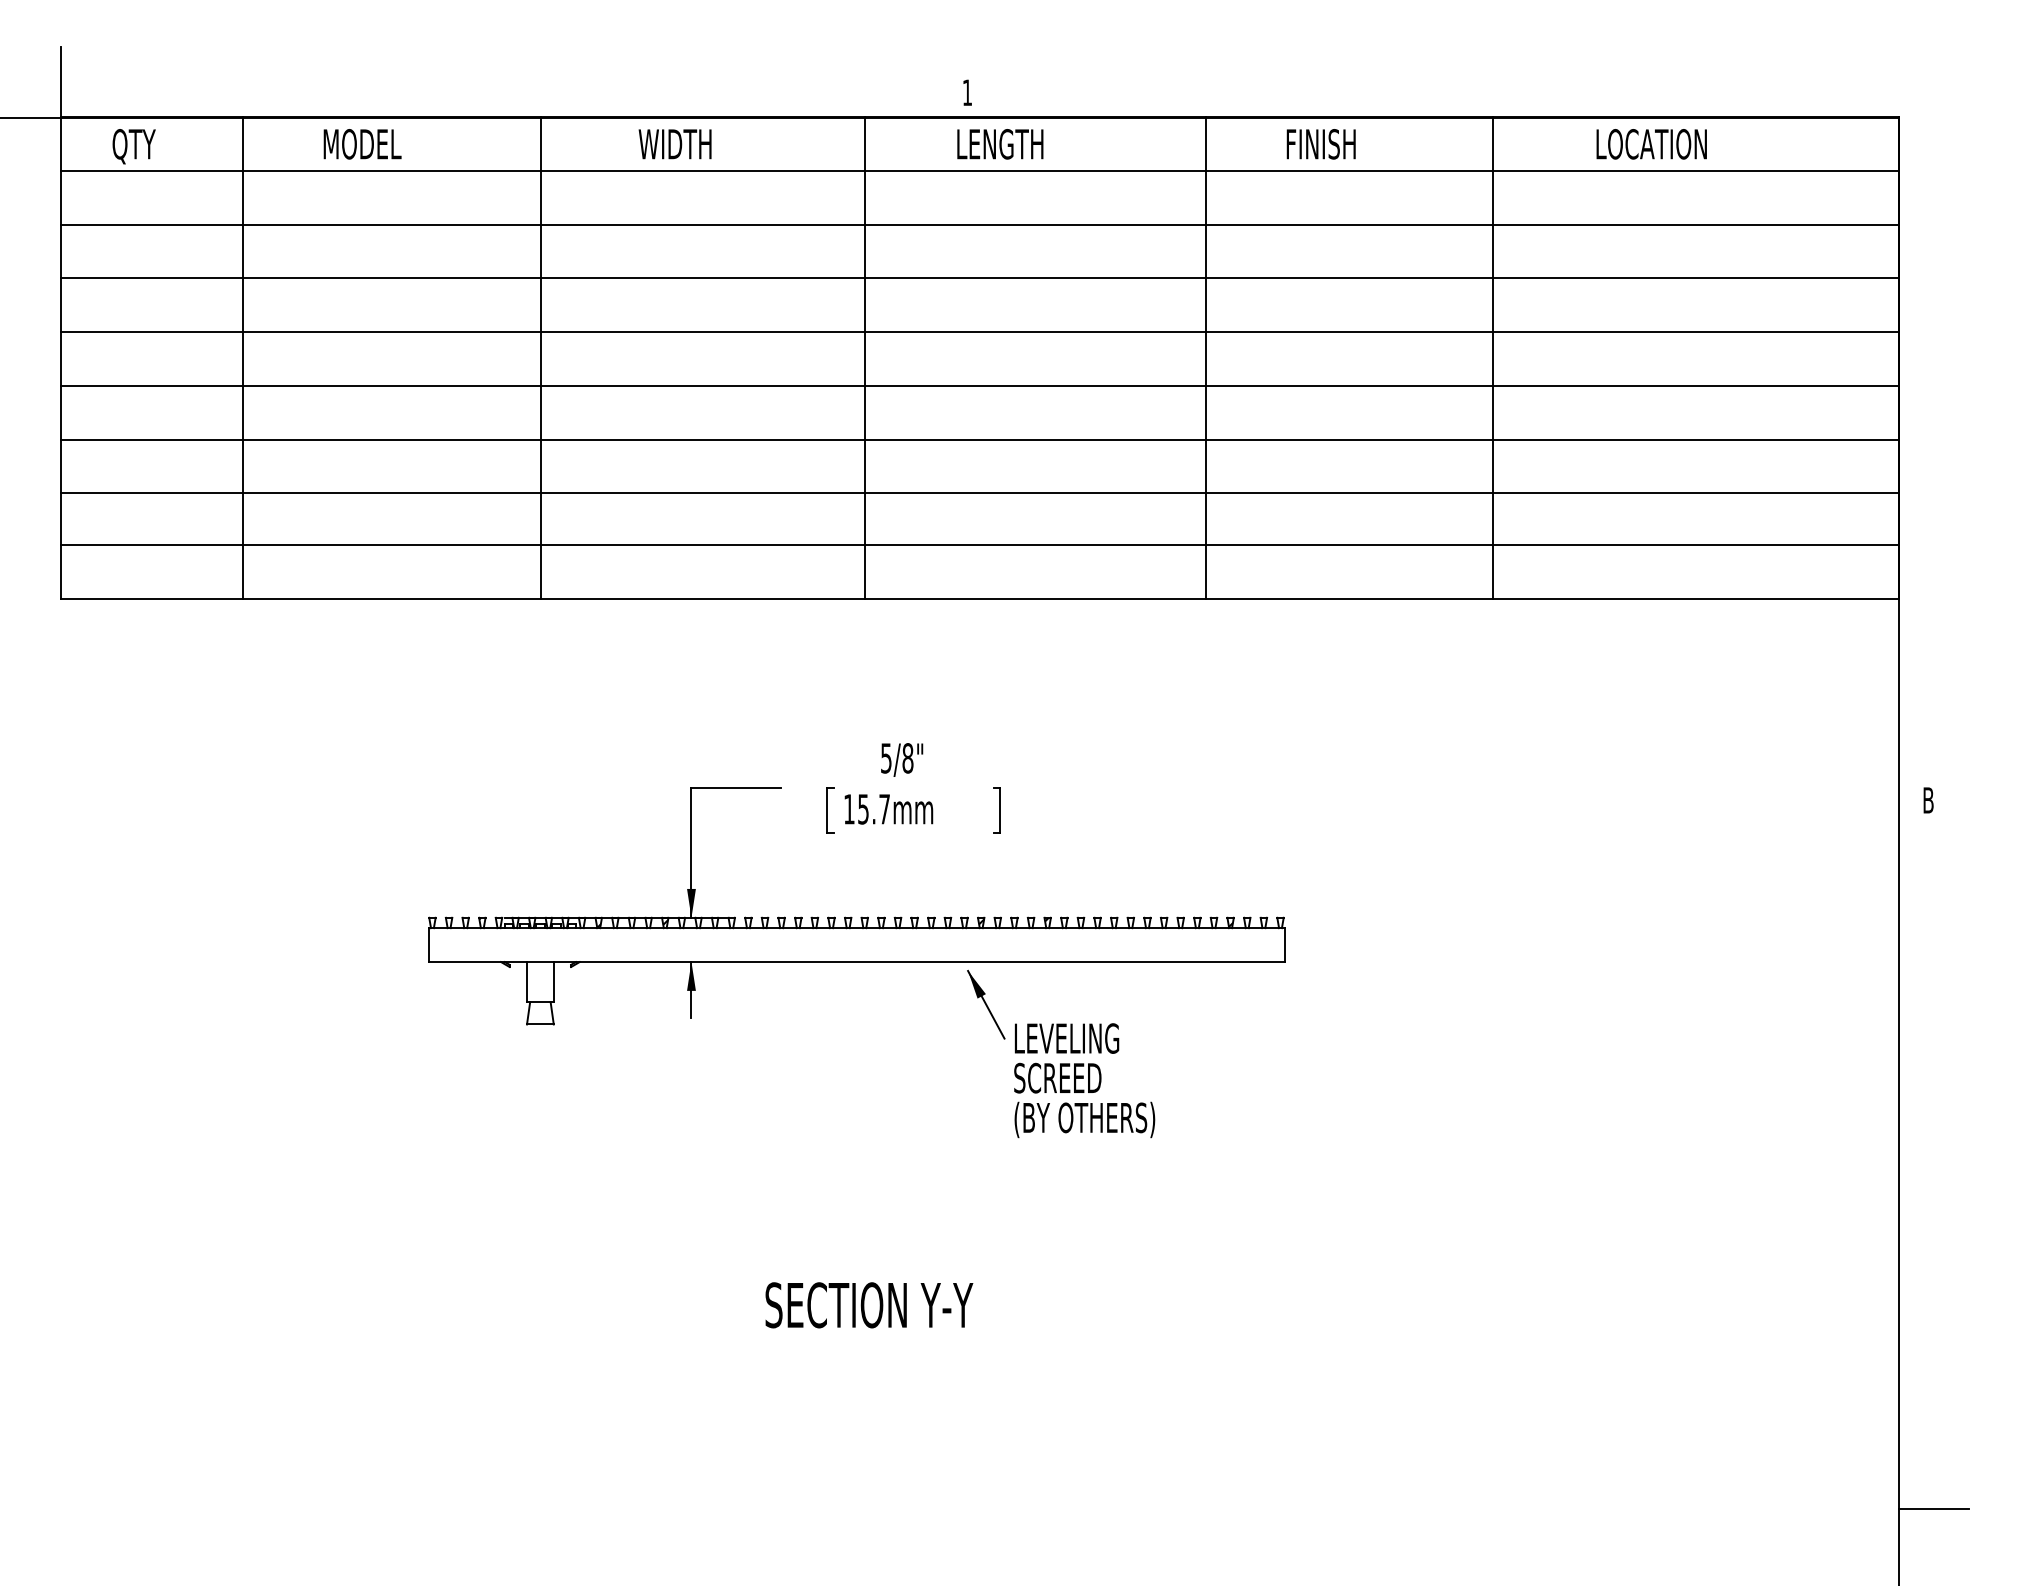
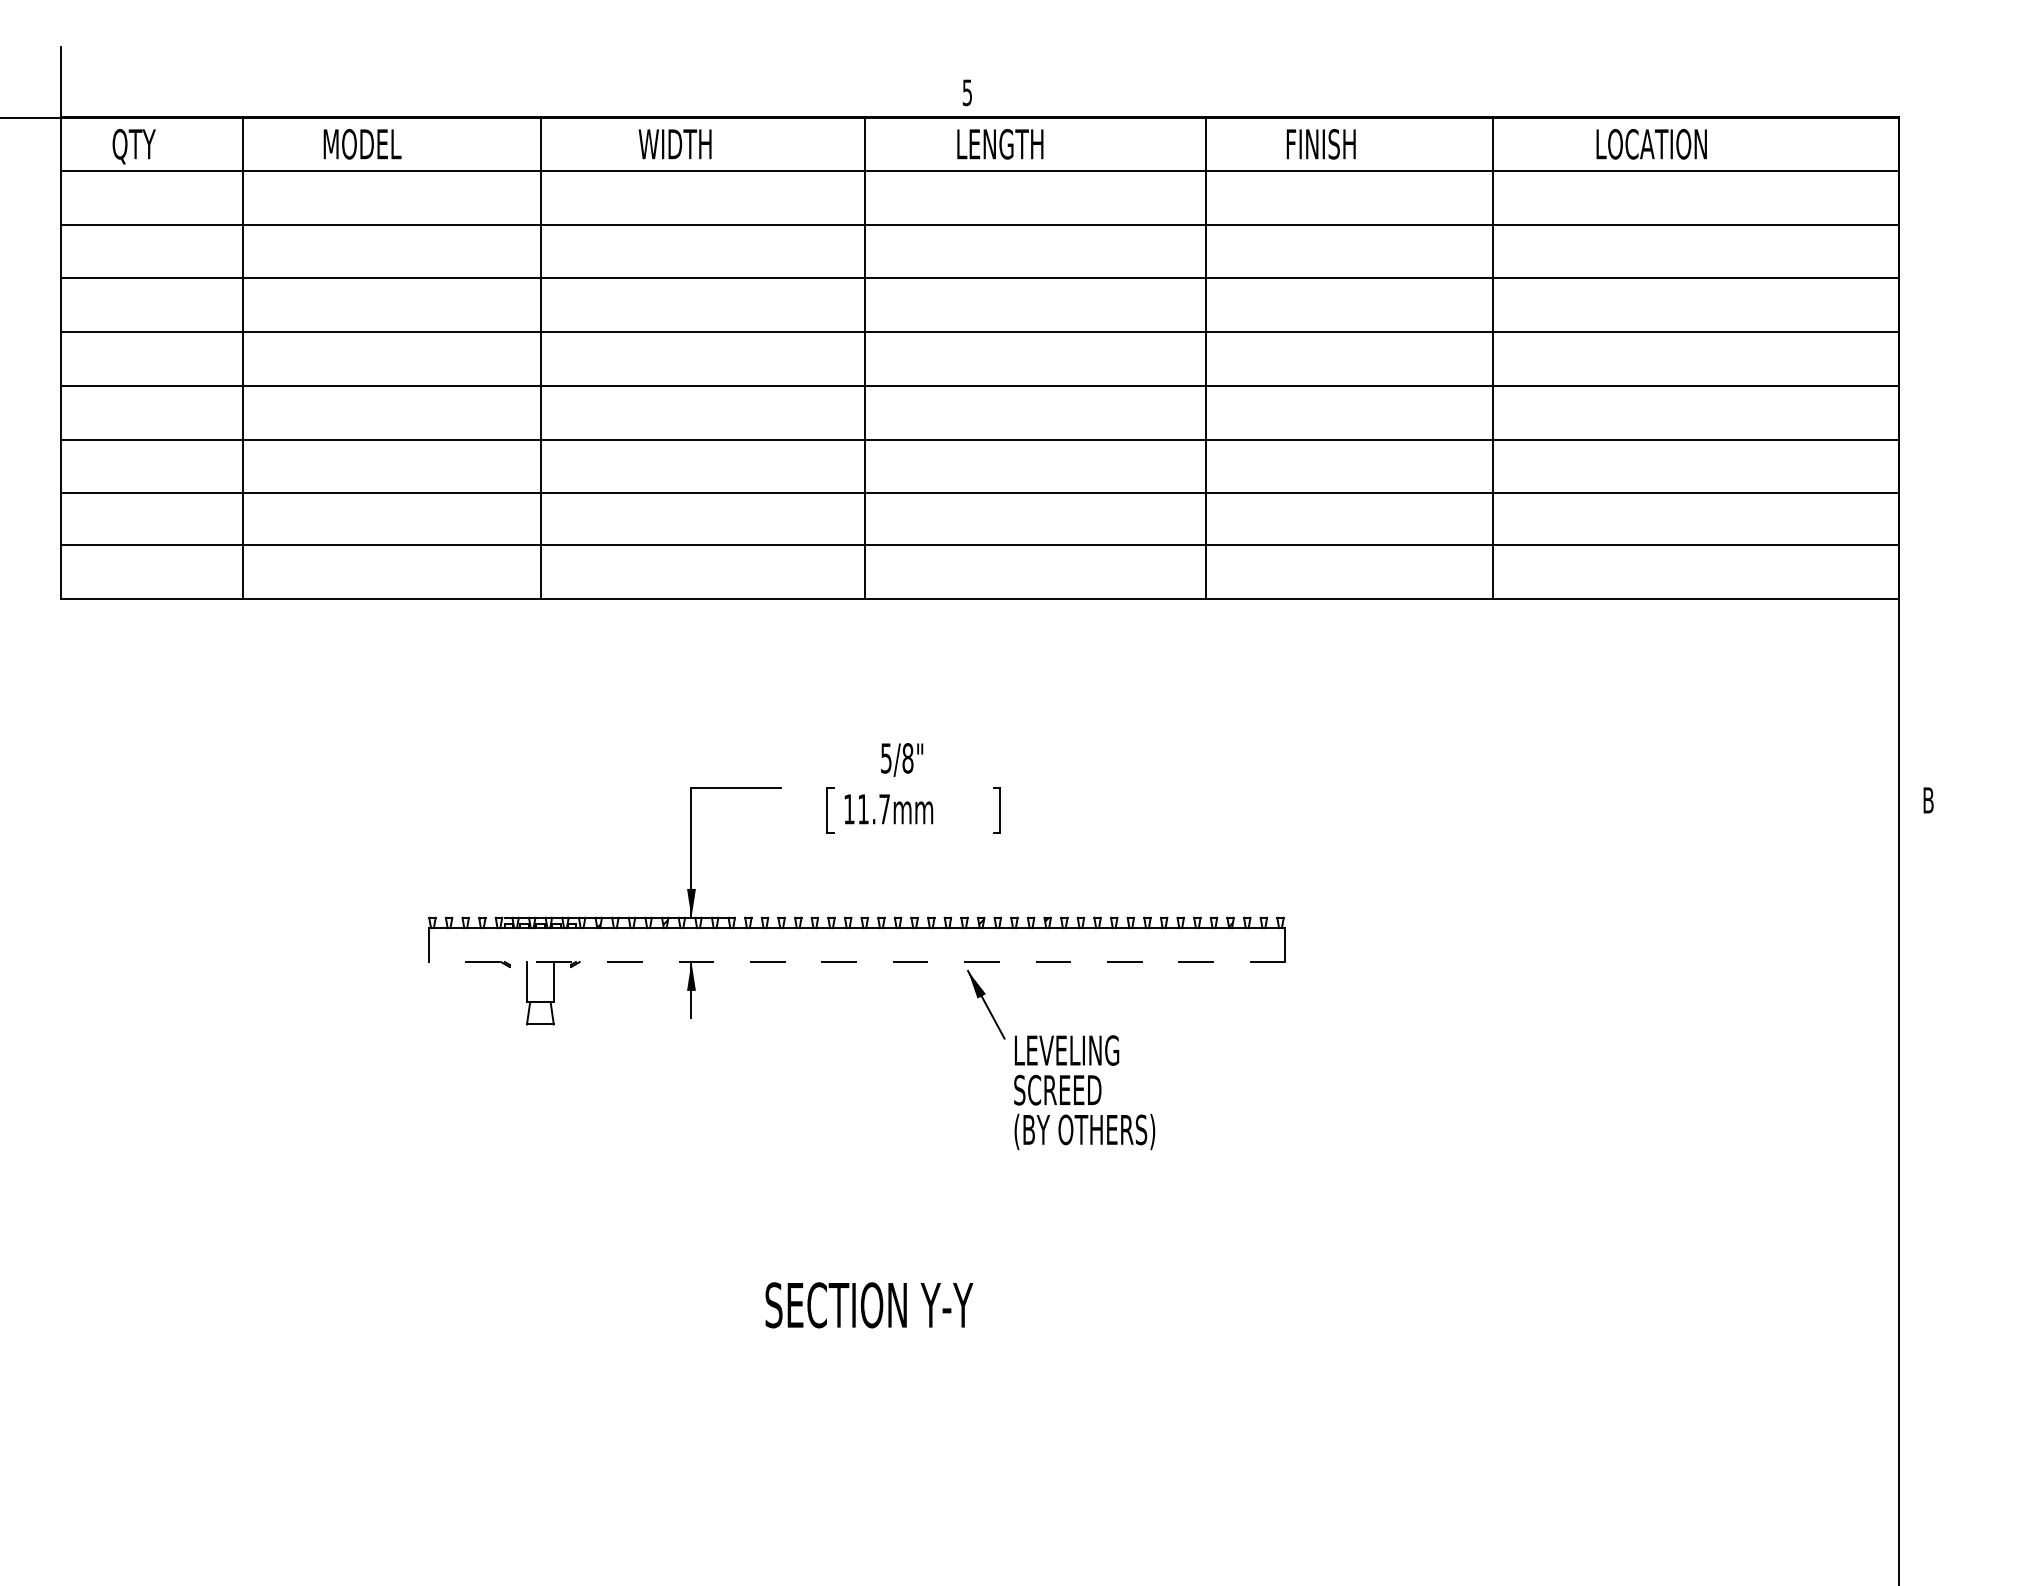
text: 1 -> 5 (966, 92)
text: 15.7mm -> 11.7mm (863, 809)
line: solid -> dashed (856, 962)
text position: (1084, 1080) -> (1084, 1092) (1084, 1092)
line: present -> none (1933, 1509)
